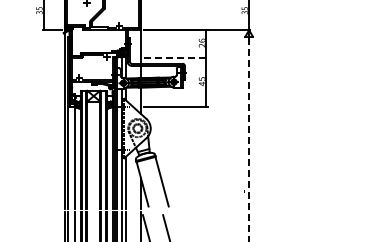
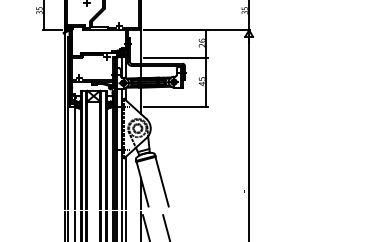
line: dashed -> solid (175, 58)
line: dashed -> solid (249, 139)
